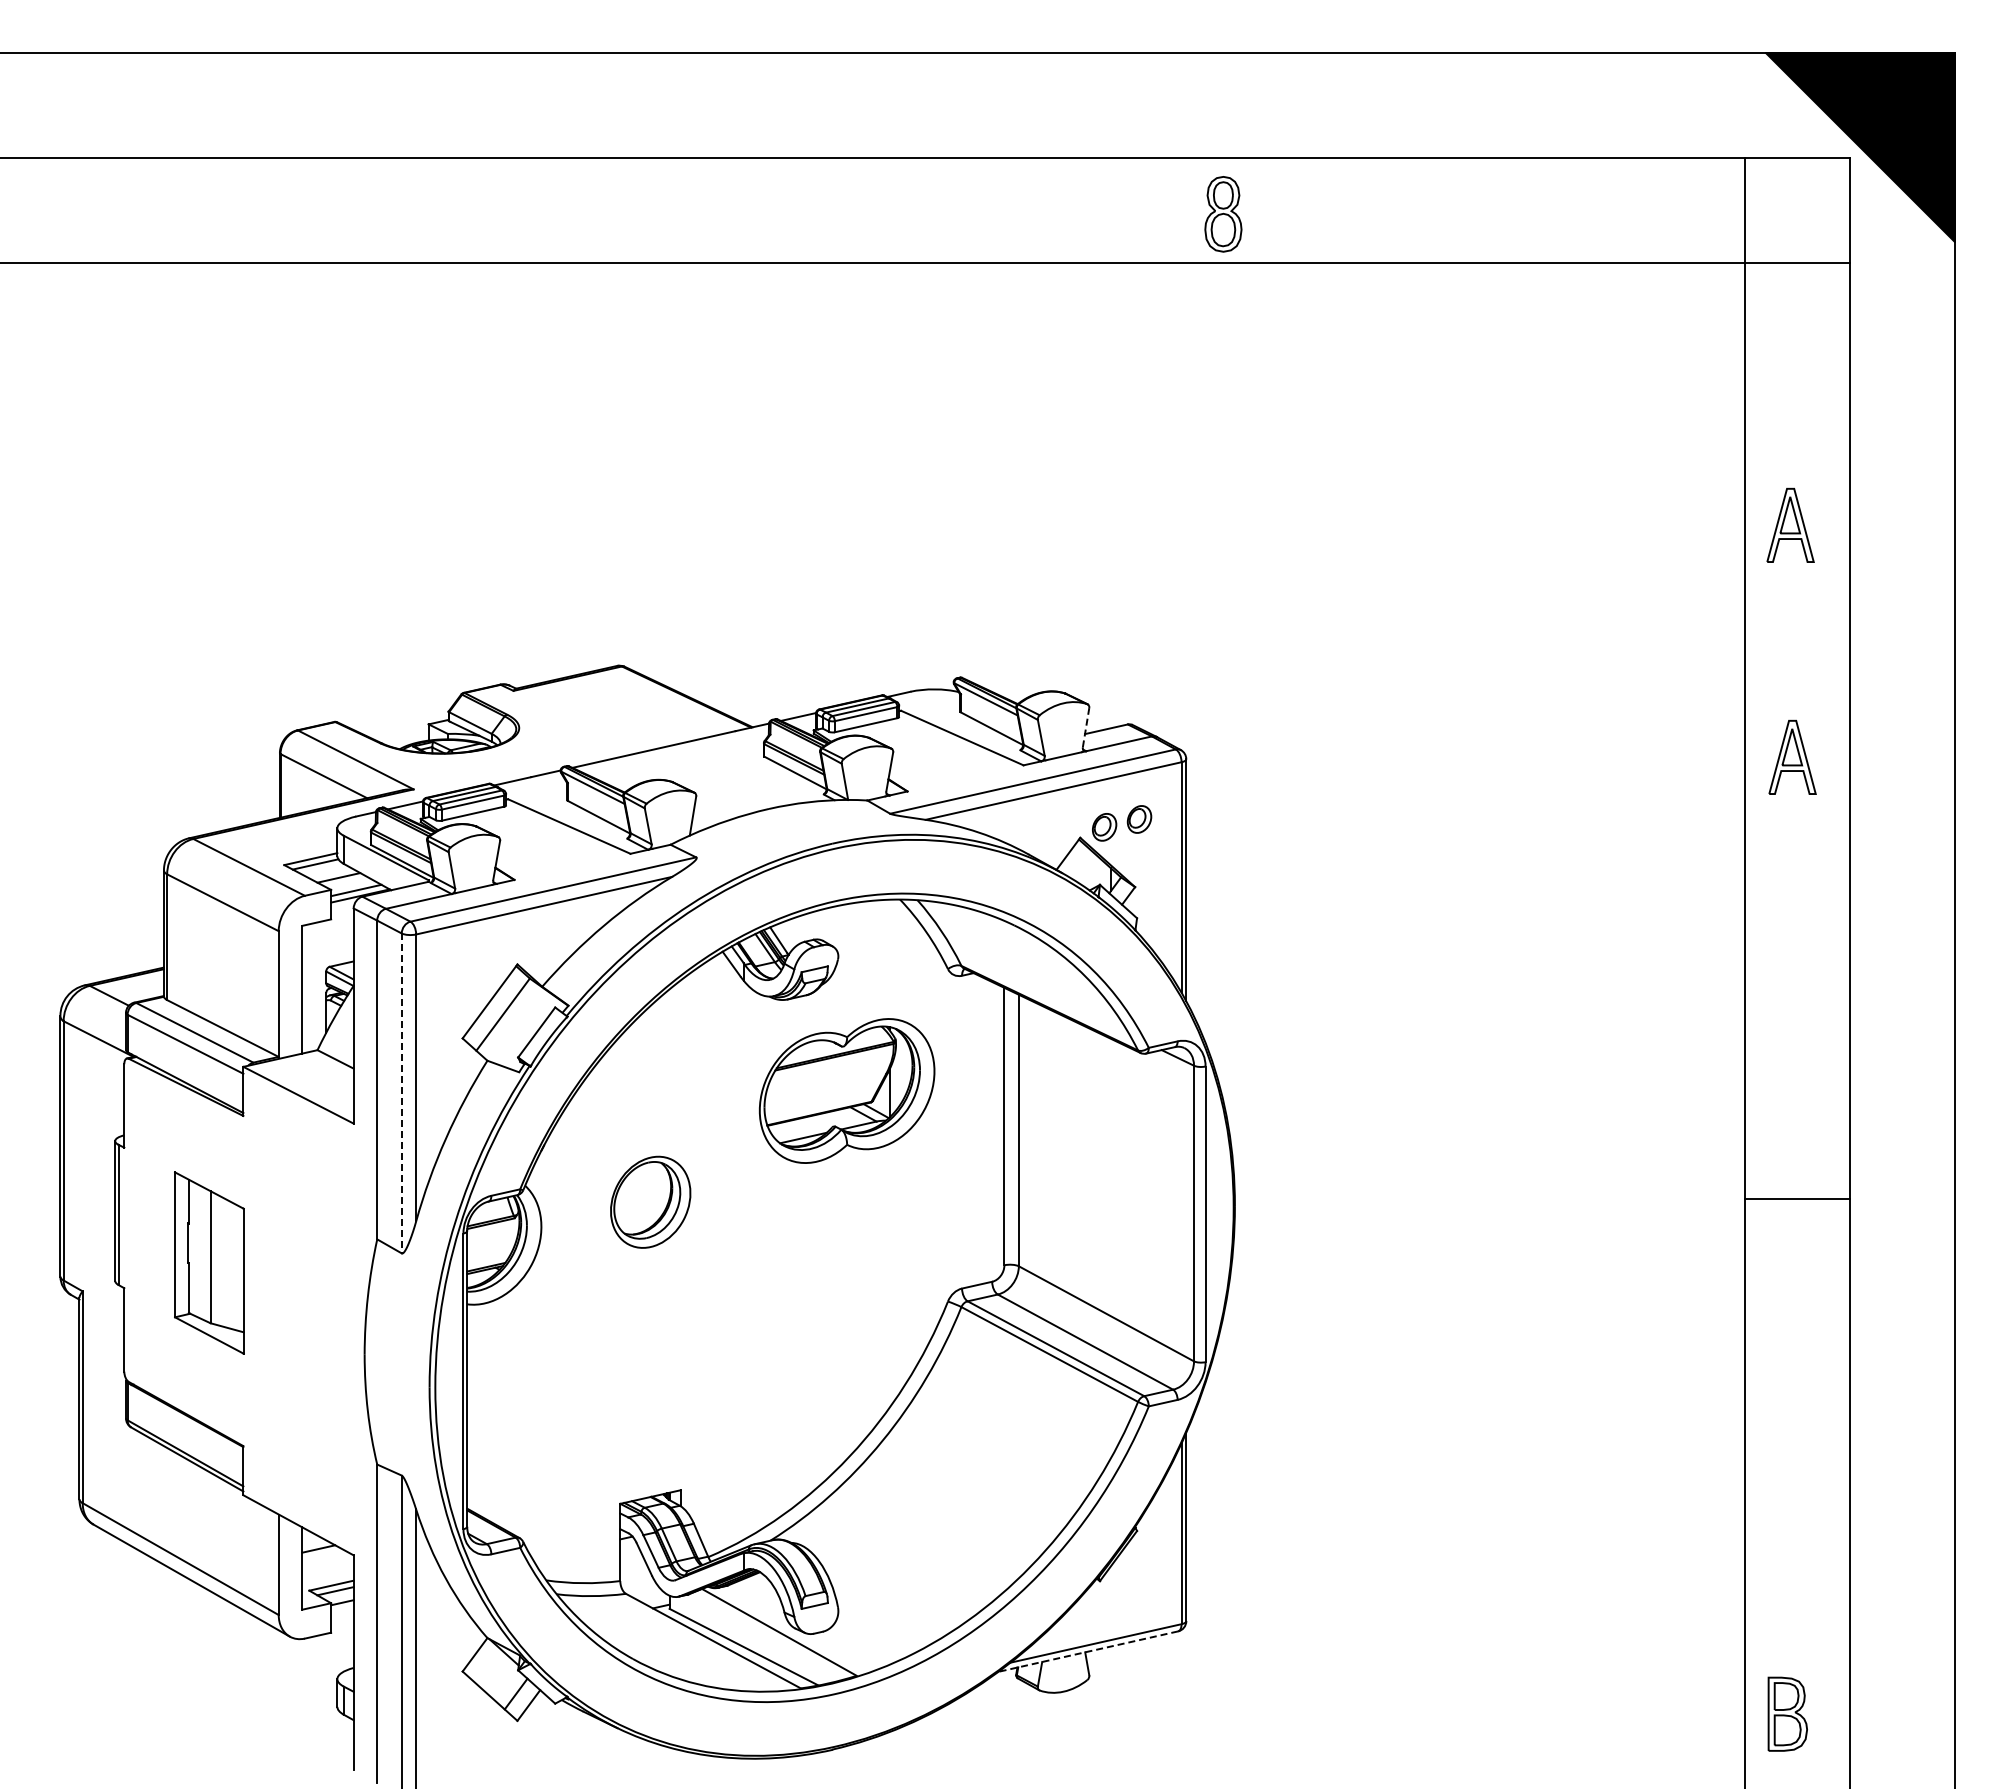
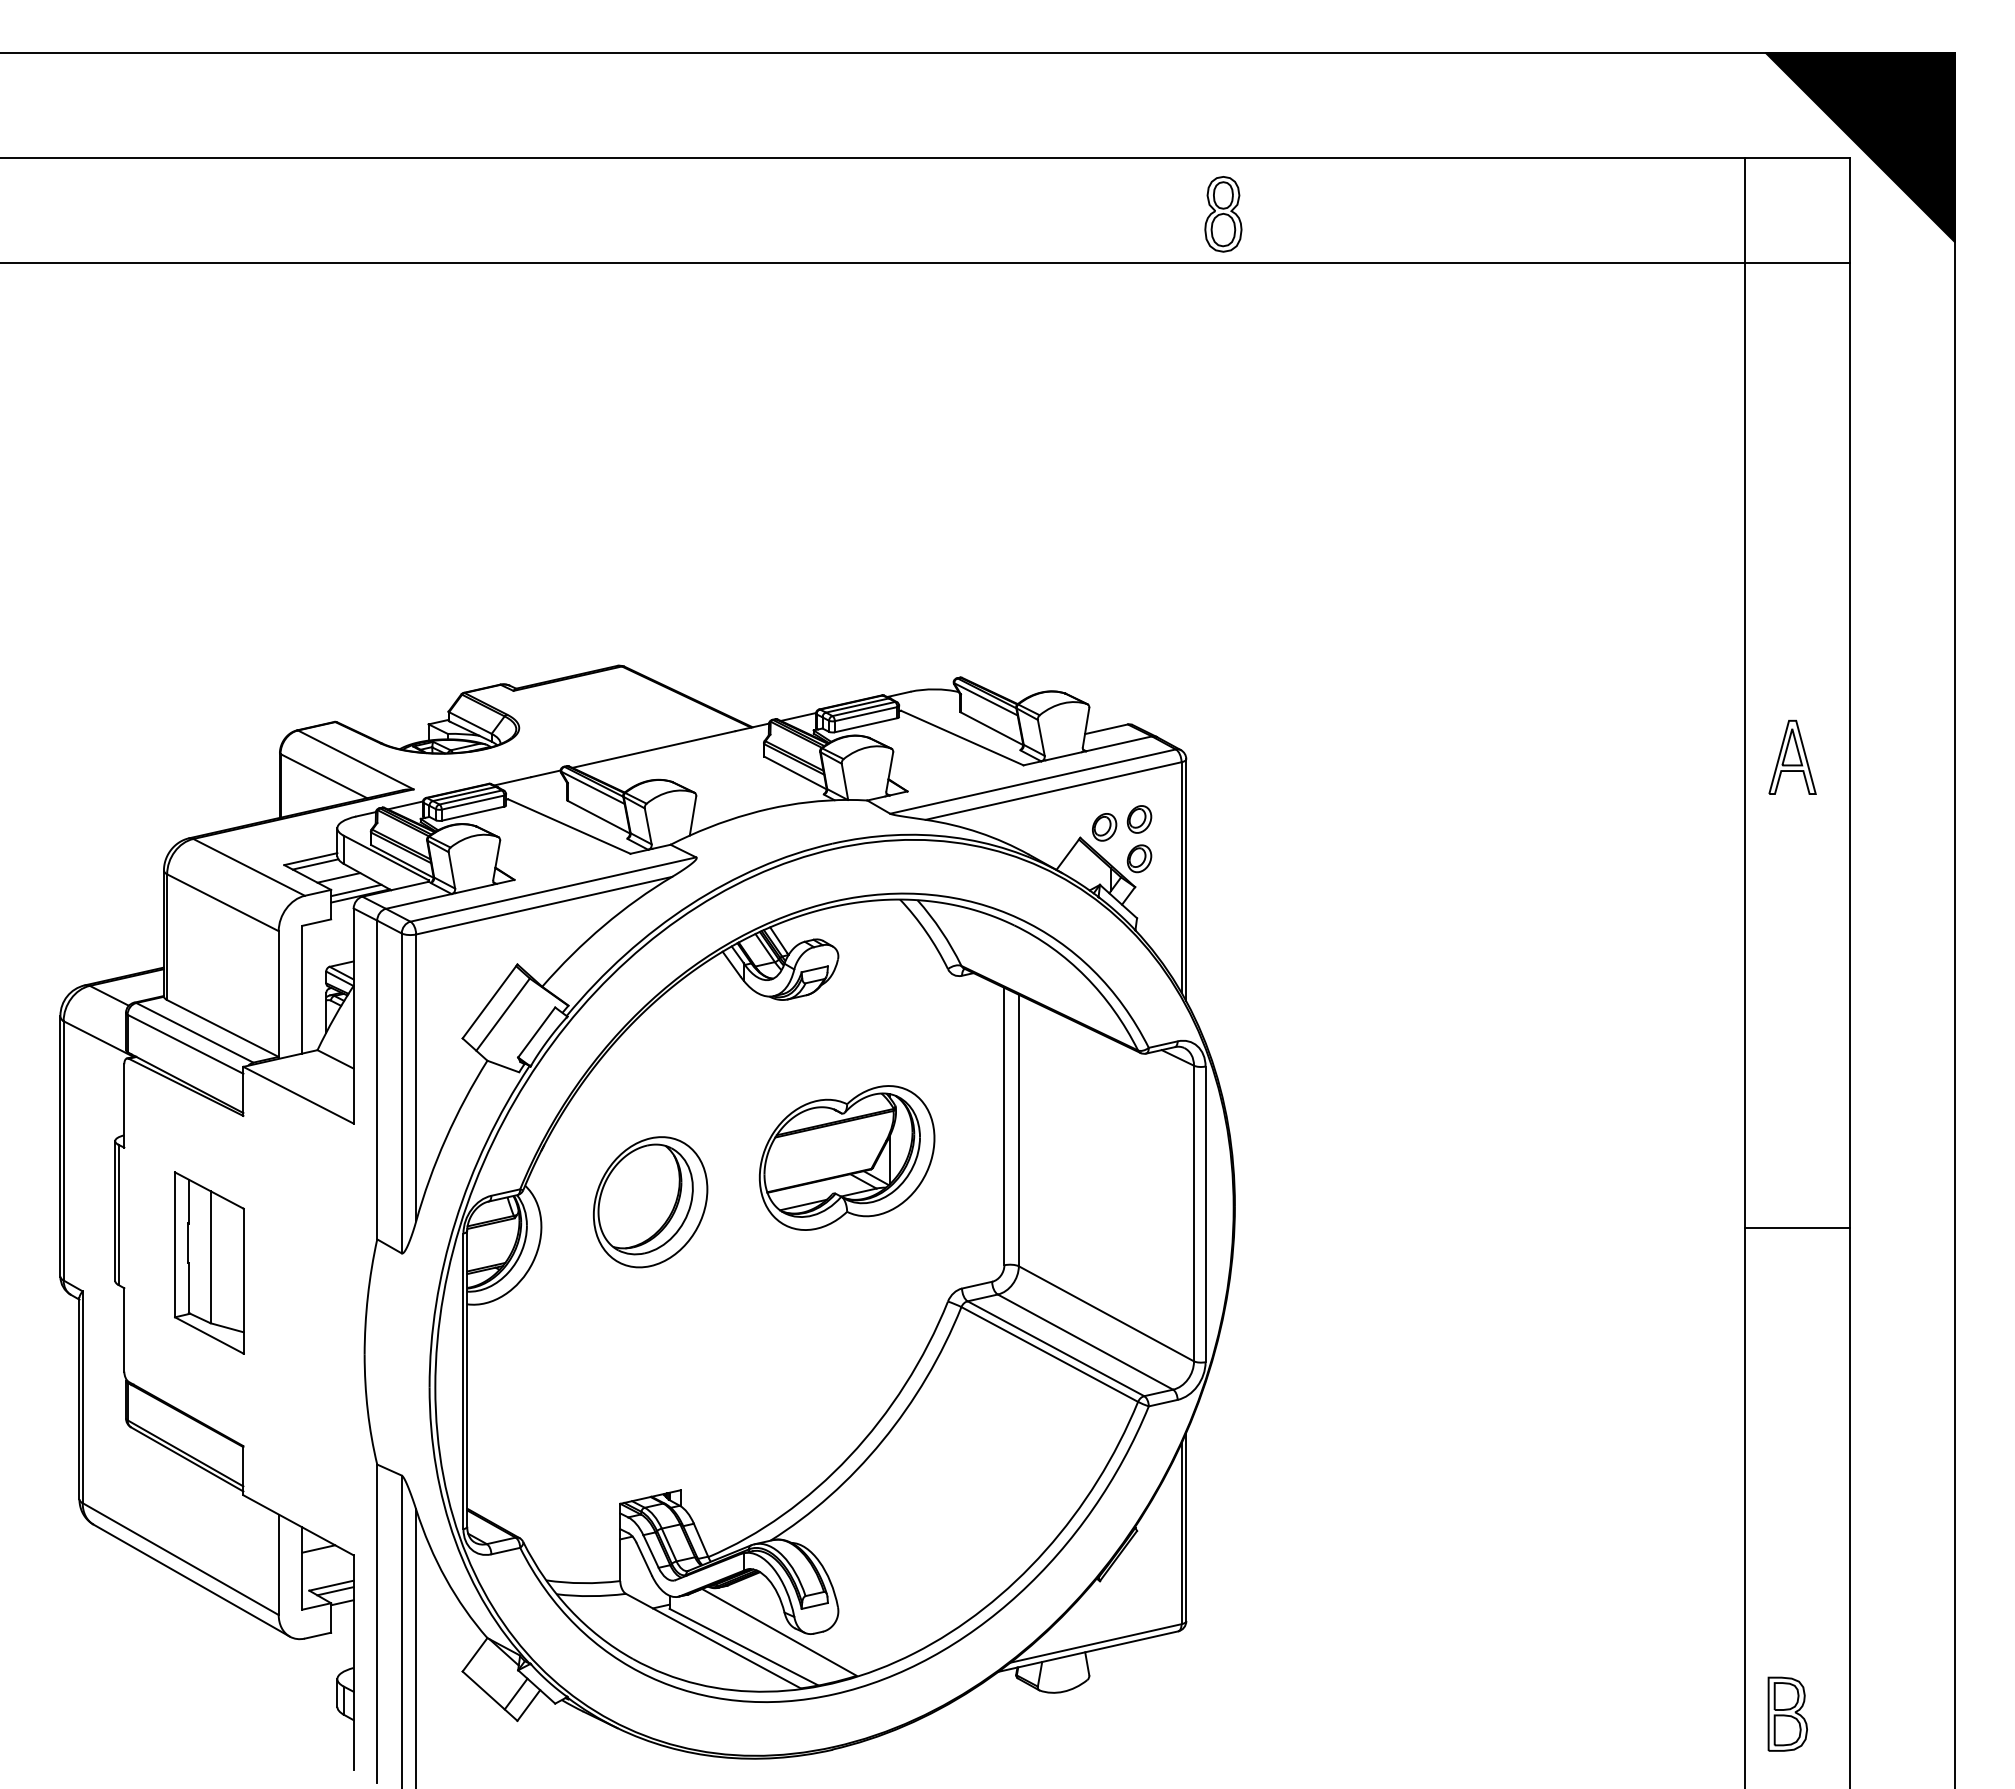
part: present -> none (1790, 524)
line: dashed -> solid (1086, 727)
part: none -> present (1139, 858)
part position: (846, 1090) -> (846, 1157) (846, 1157)
line: dashed -> solid (401, 1093)
line position: (1797, 1199) -> (1797, 1228) (1797, 1228)
part size: 82x94 px -> 116x133 px (650, 1202)
line: dashed -> solid (1087, 1651)
